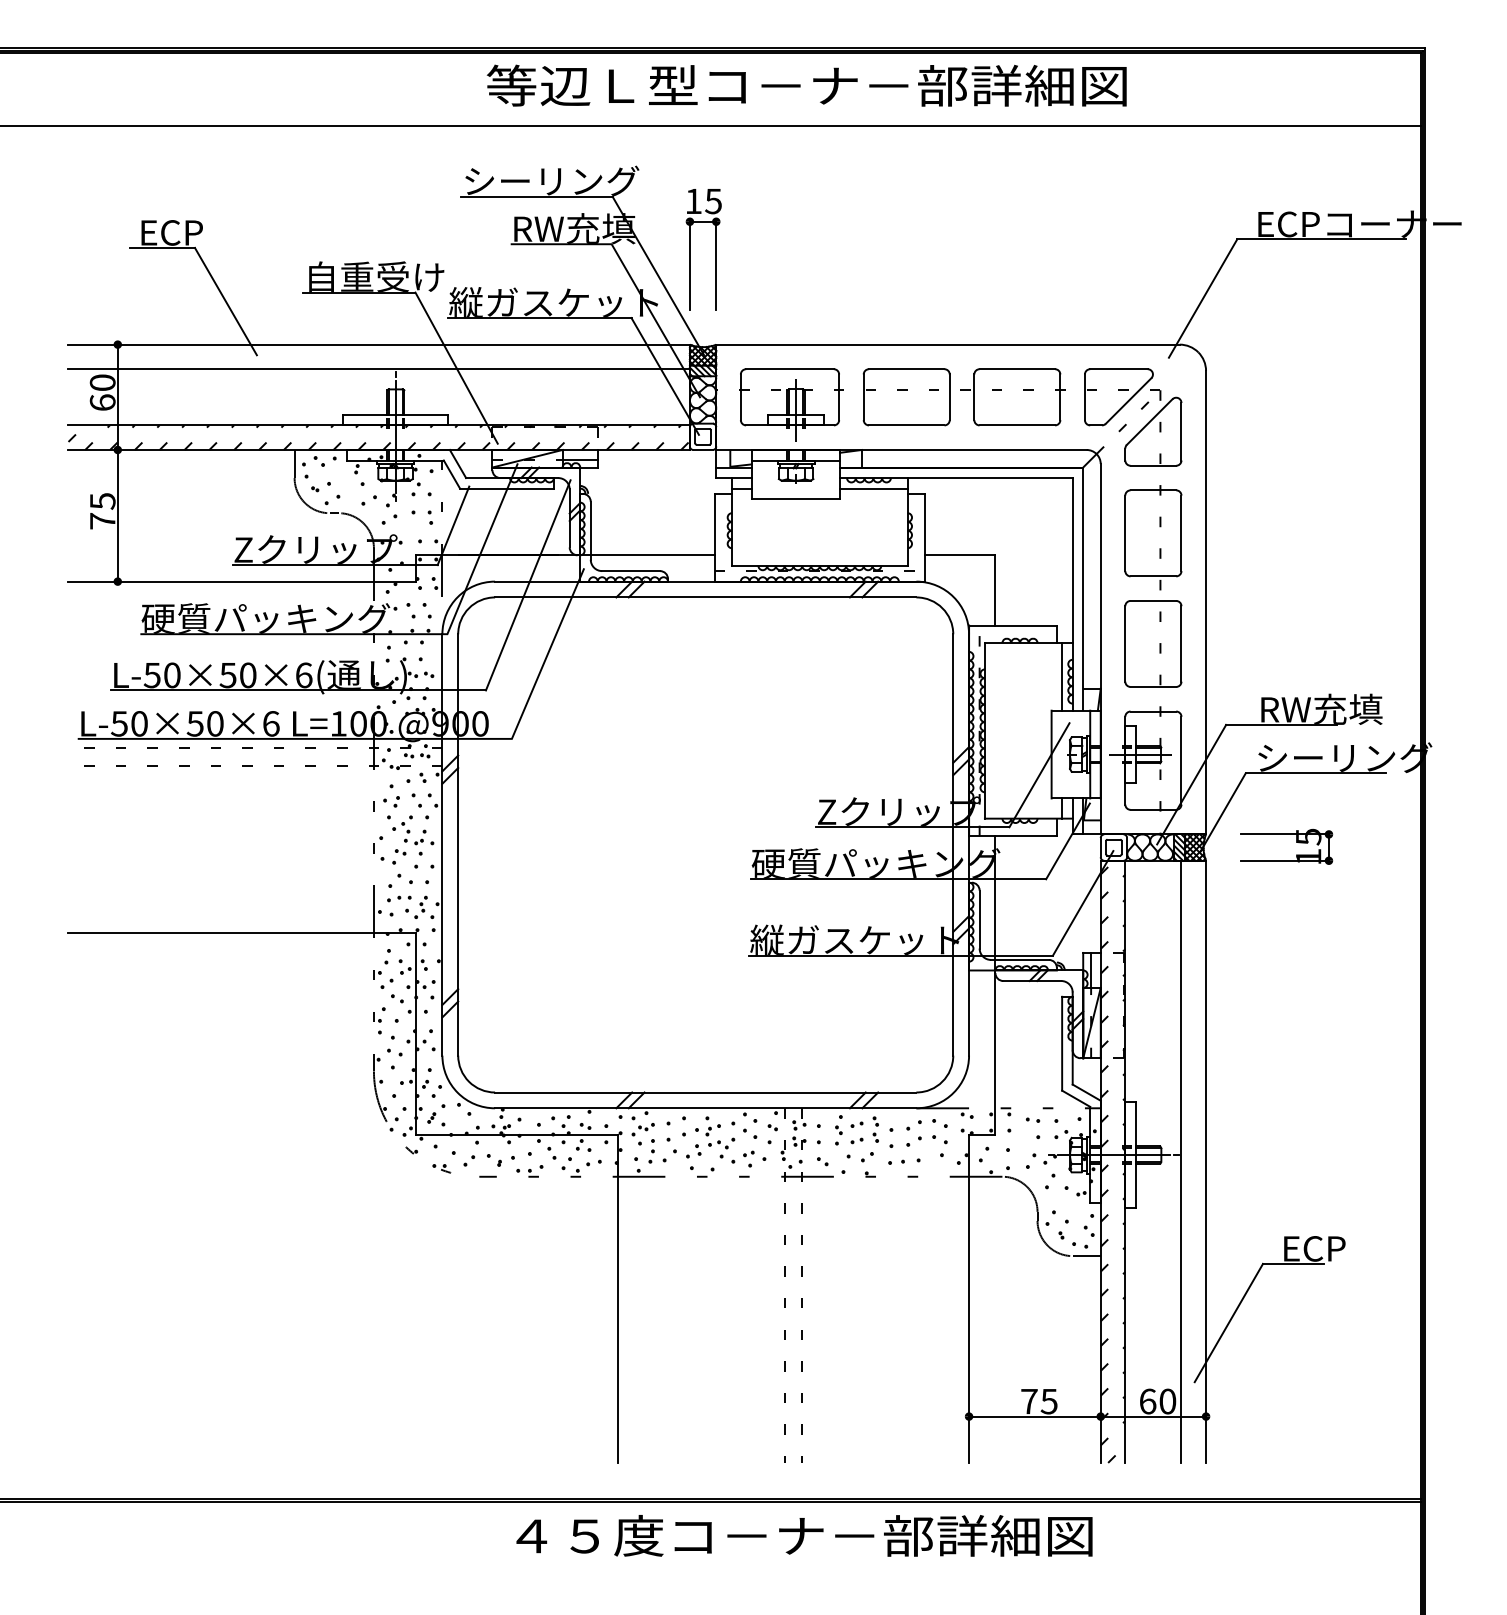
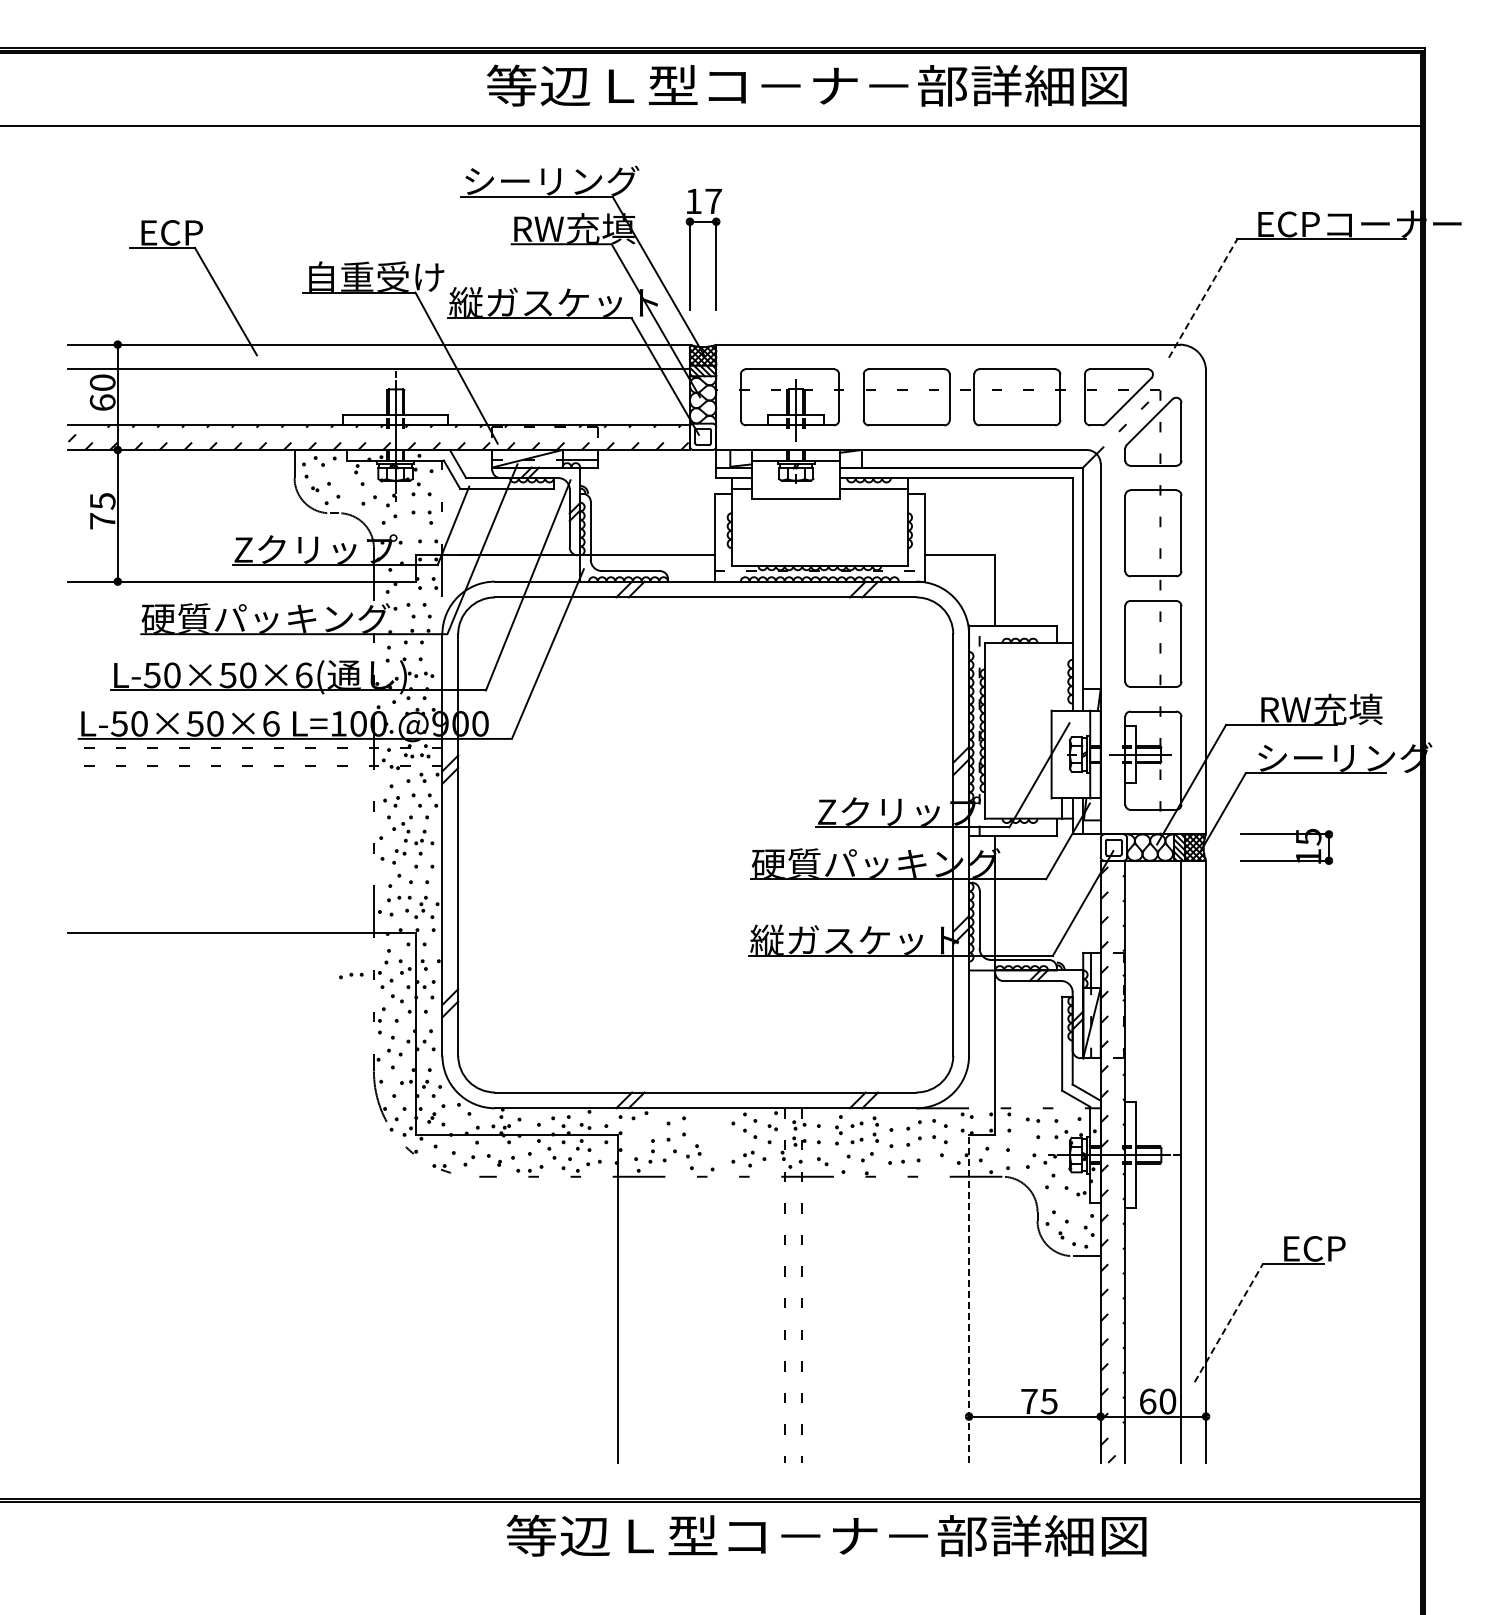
text: 15 -> 17 (713, 201)
line: solid -> dashed (1203, 298)
line: present -> none (1062, 676)
part: none -> present (351, 975)
part: present -> none (642, 1134)
part: present -> none (715, 1137)
line: solid -> dashed (969, 1298)
line: solid -> dashed (1229, 1322)
text: ４５度コ－ナ－部詳細図 -> 等辺Ｌ型コ－ナ－部詳細図 (826, 1535)
